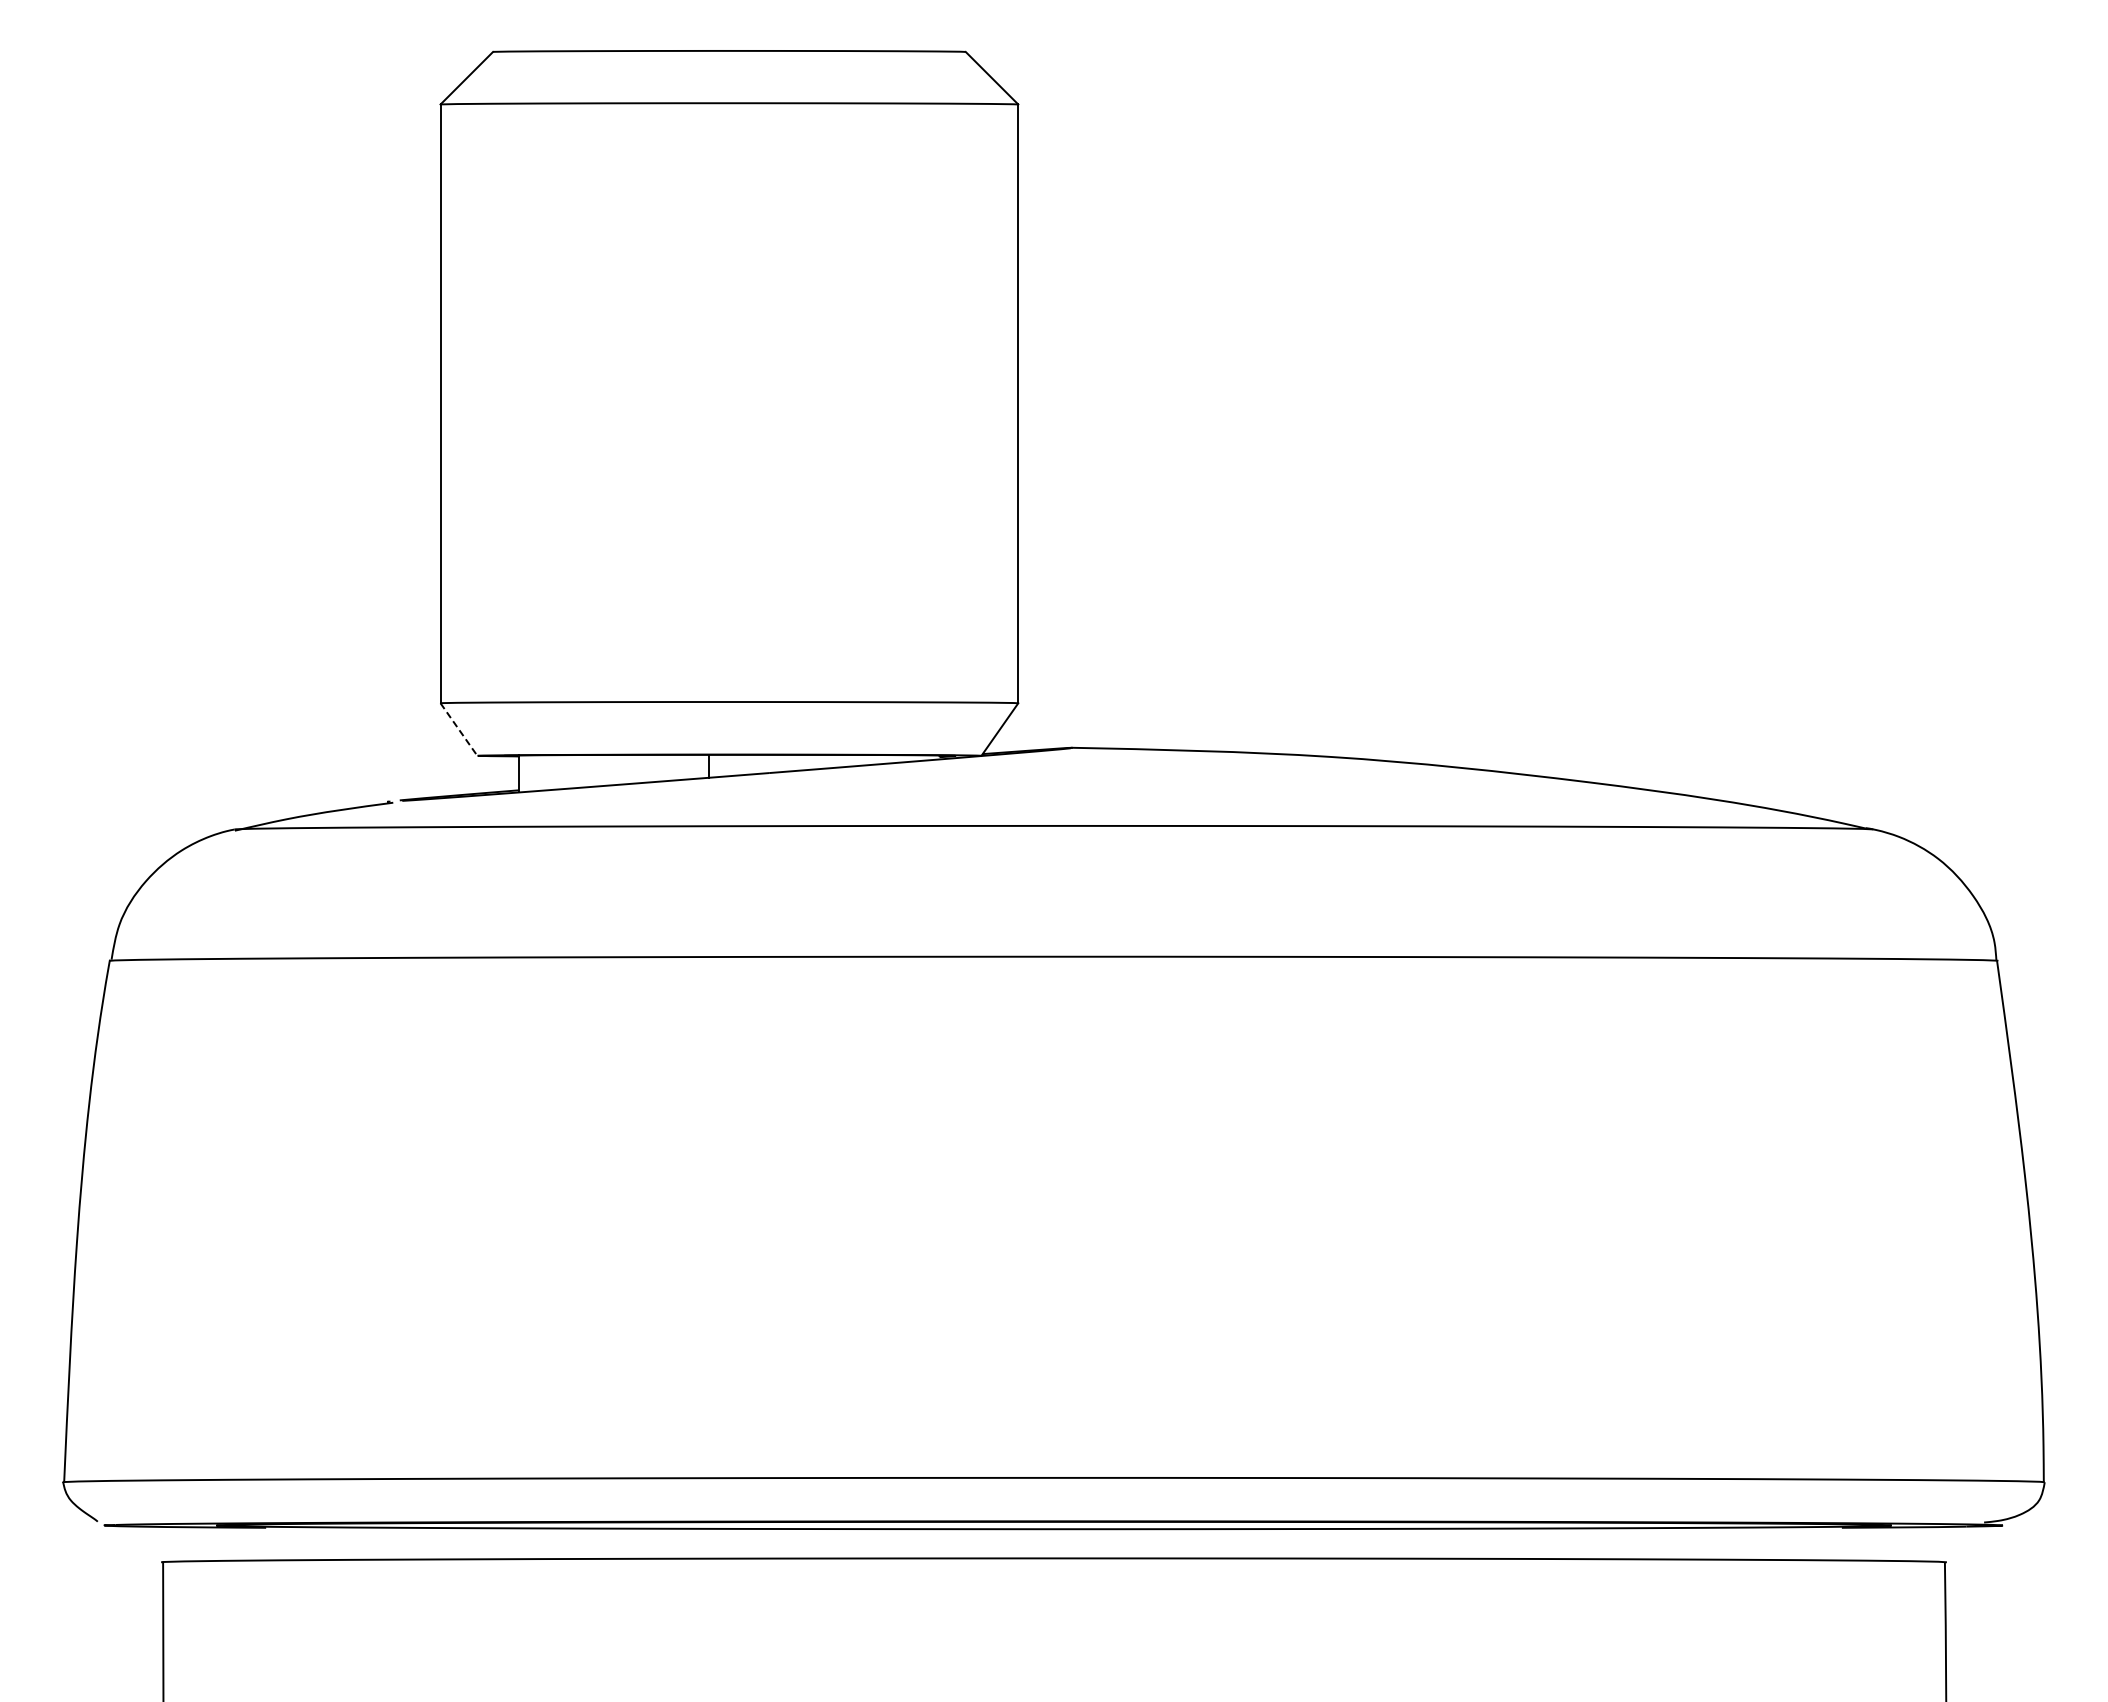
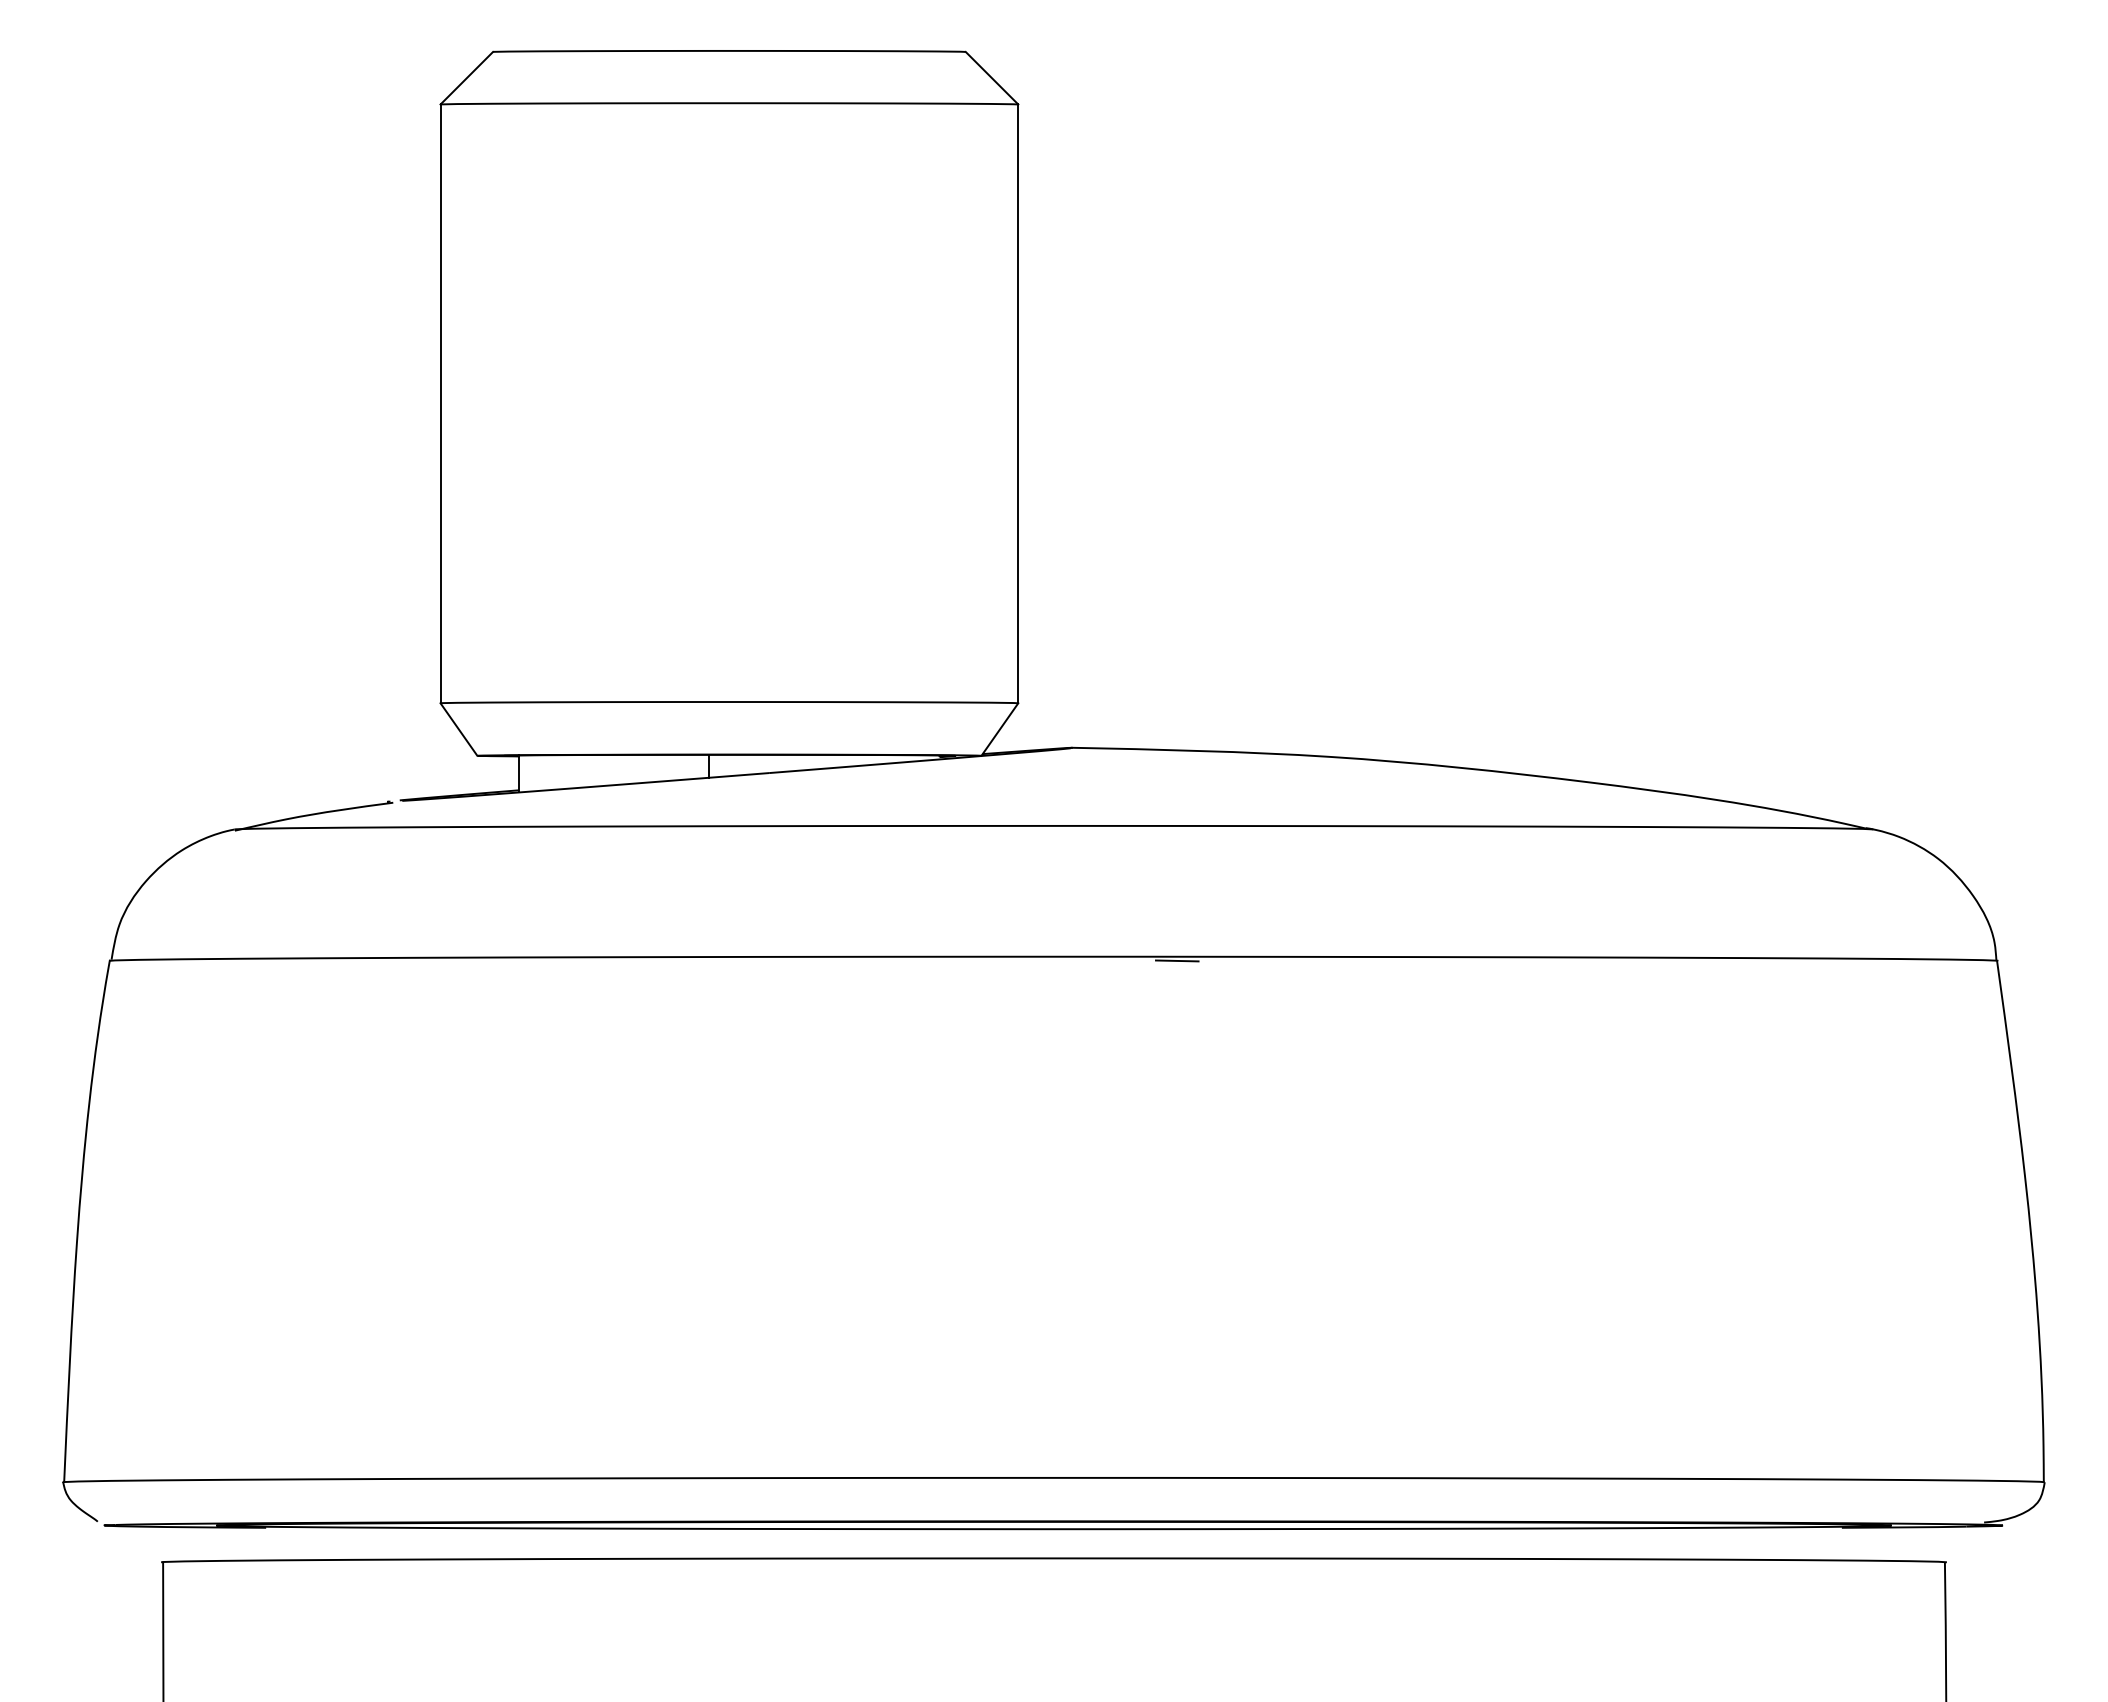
line: dashed -> solid (459, 729)
line: none -> present (1176, 960)
